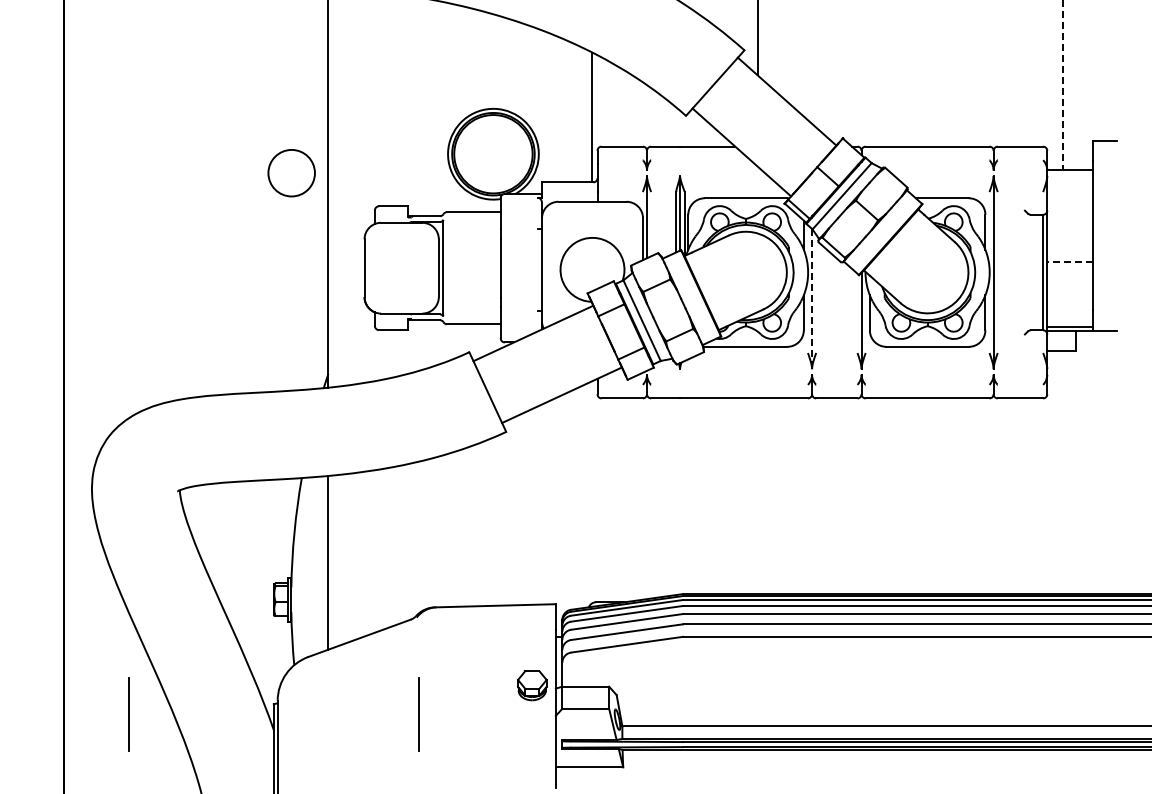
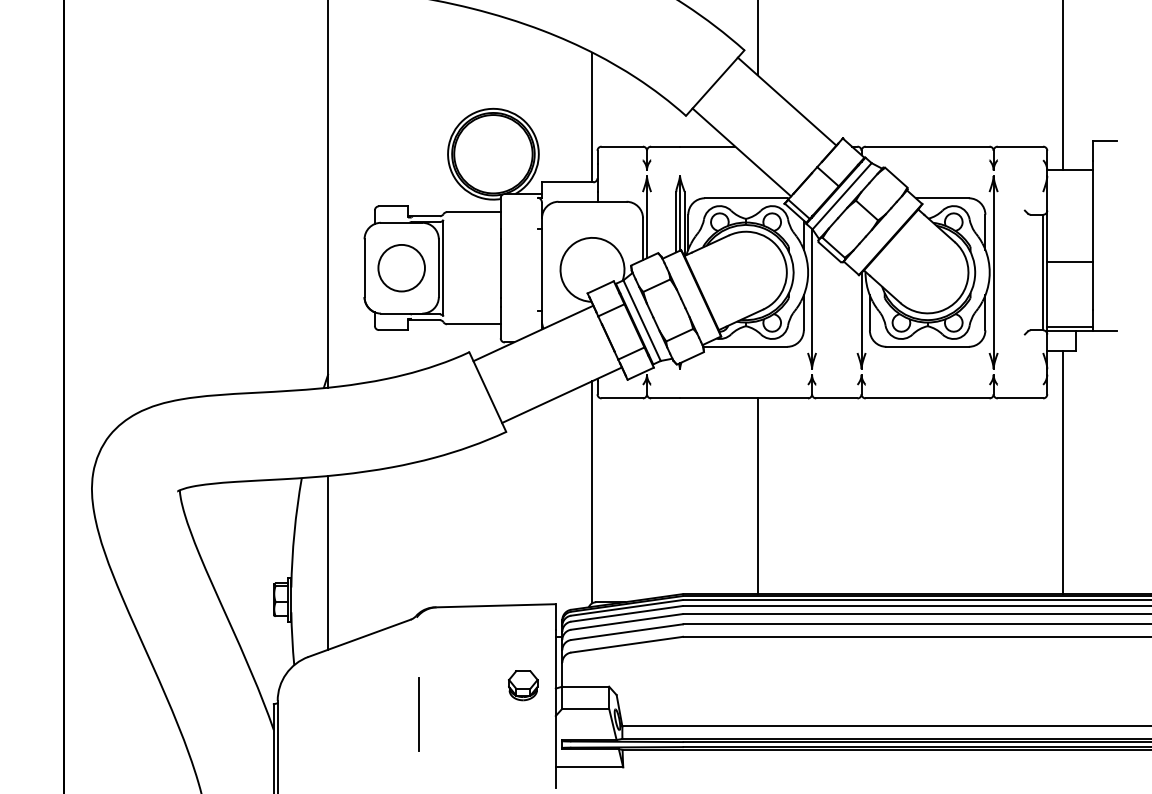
line: dashed -> solid (1062, 85)
circle position: (291, 173) -> (401, 268) (401, 268)
line: dashed -> solid (1069, 261)
line: dashed -> solid (812, 299)
line: none -> present (1062, 472)
line: none -> present (592, 492)
line: none -> present (757, 496)
part position: (532, 685) -> (523, 685) (523, 685)
line: present -> none (128, 714)
